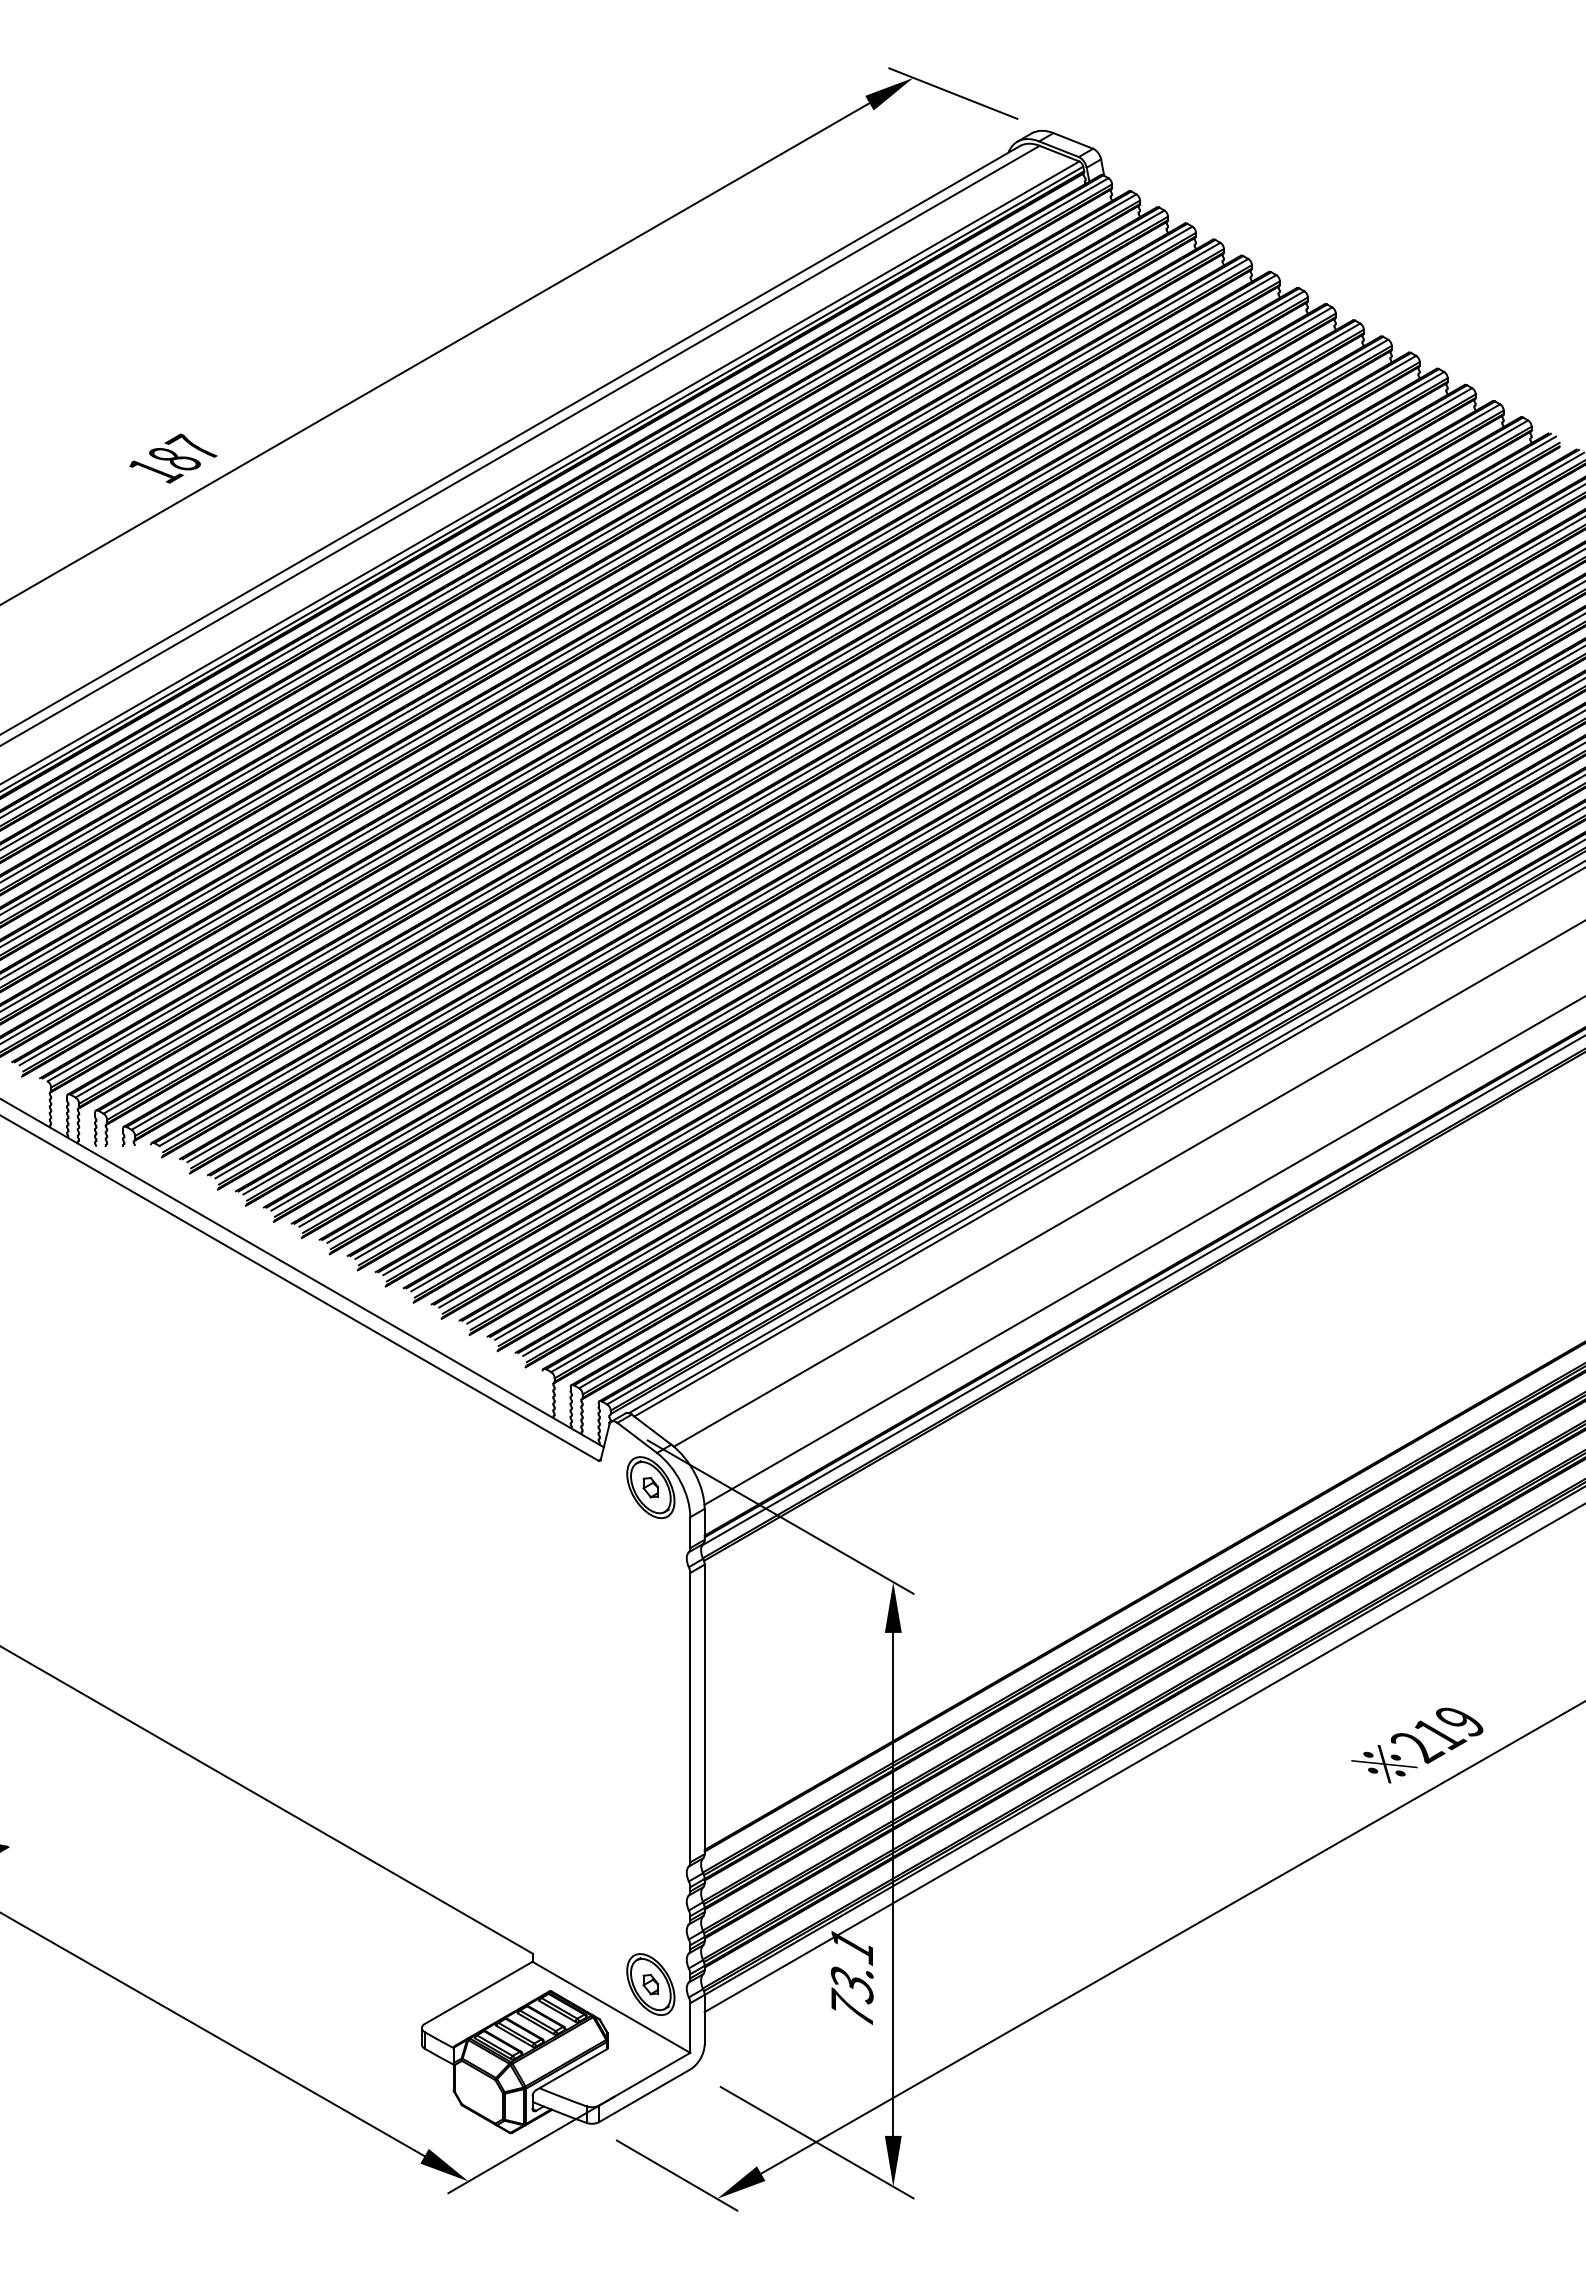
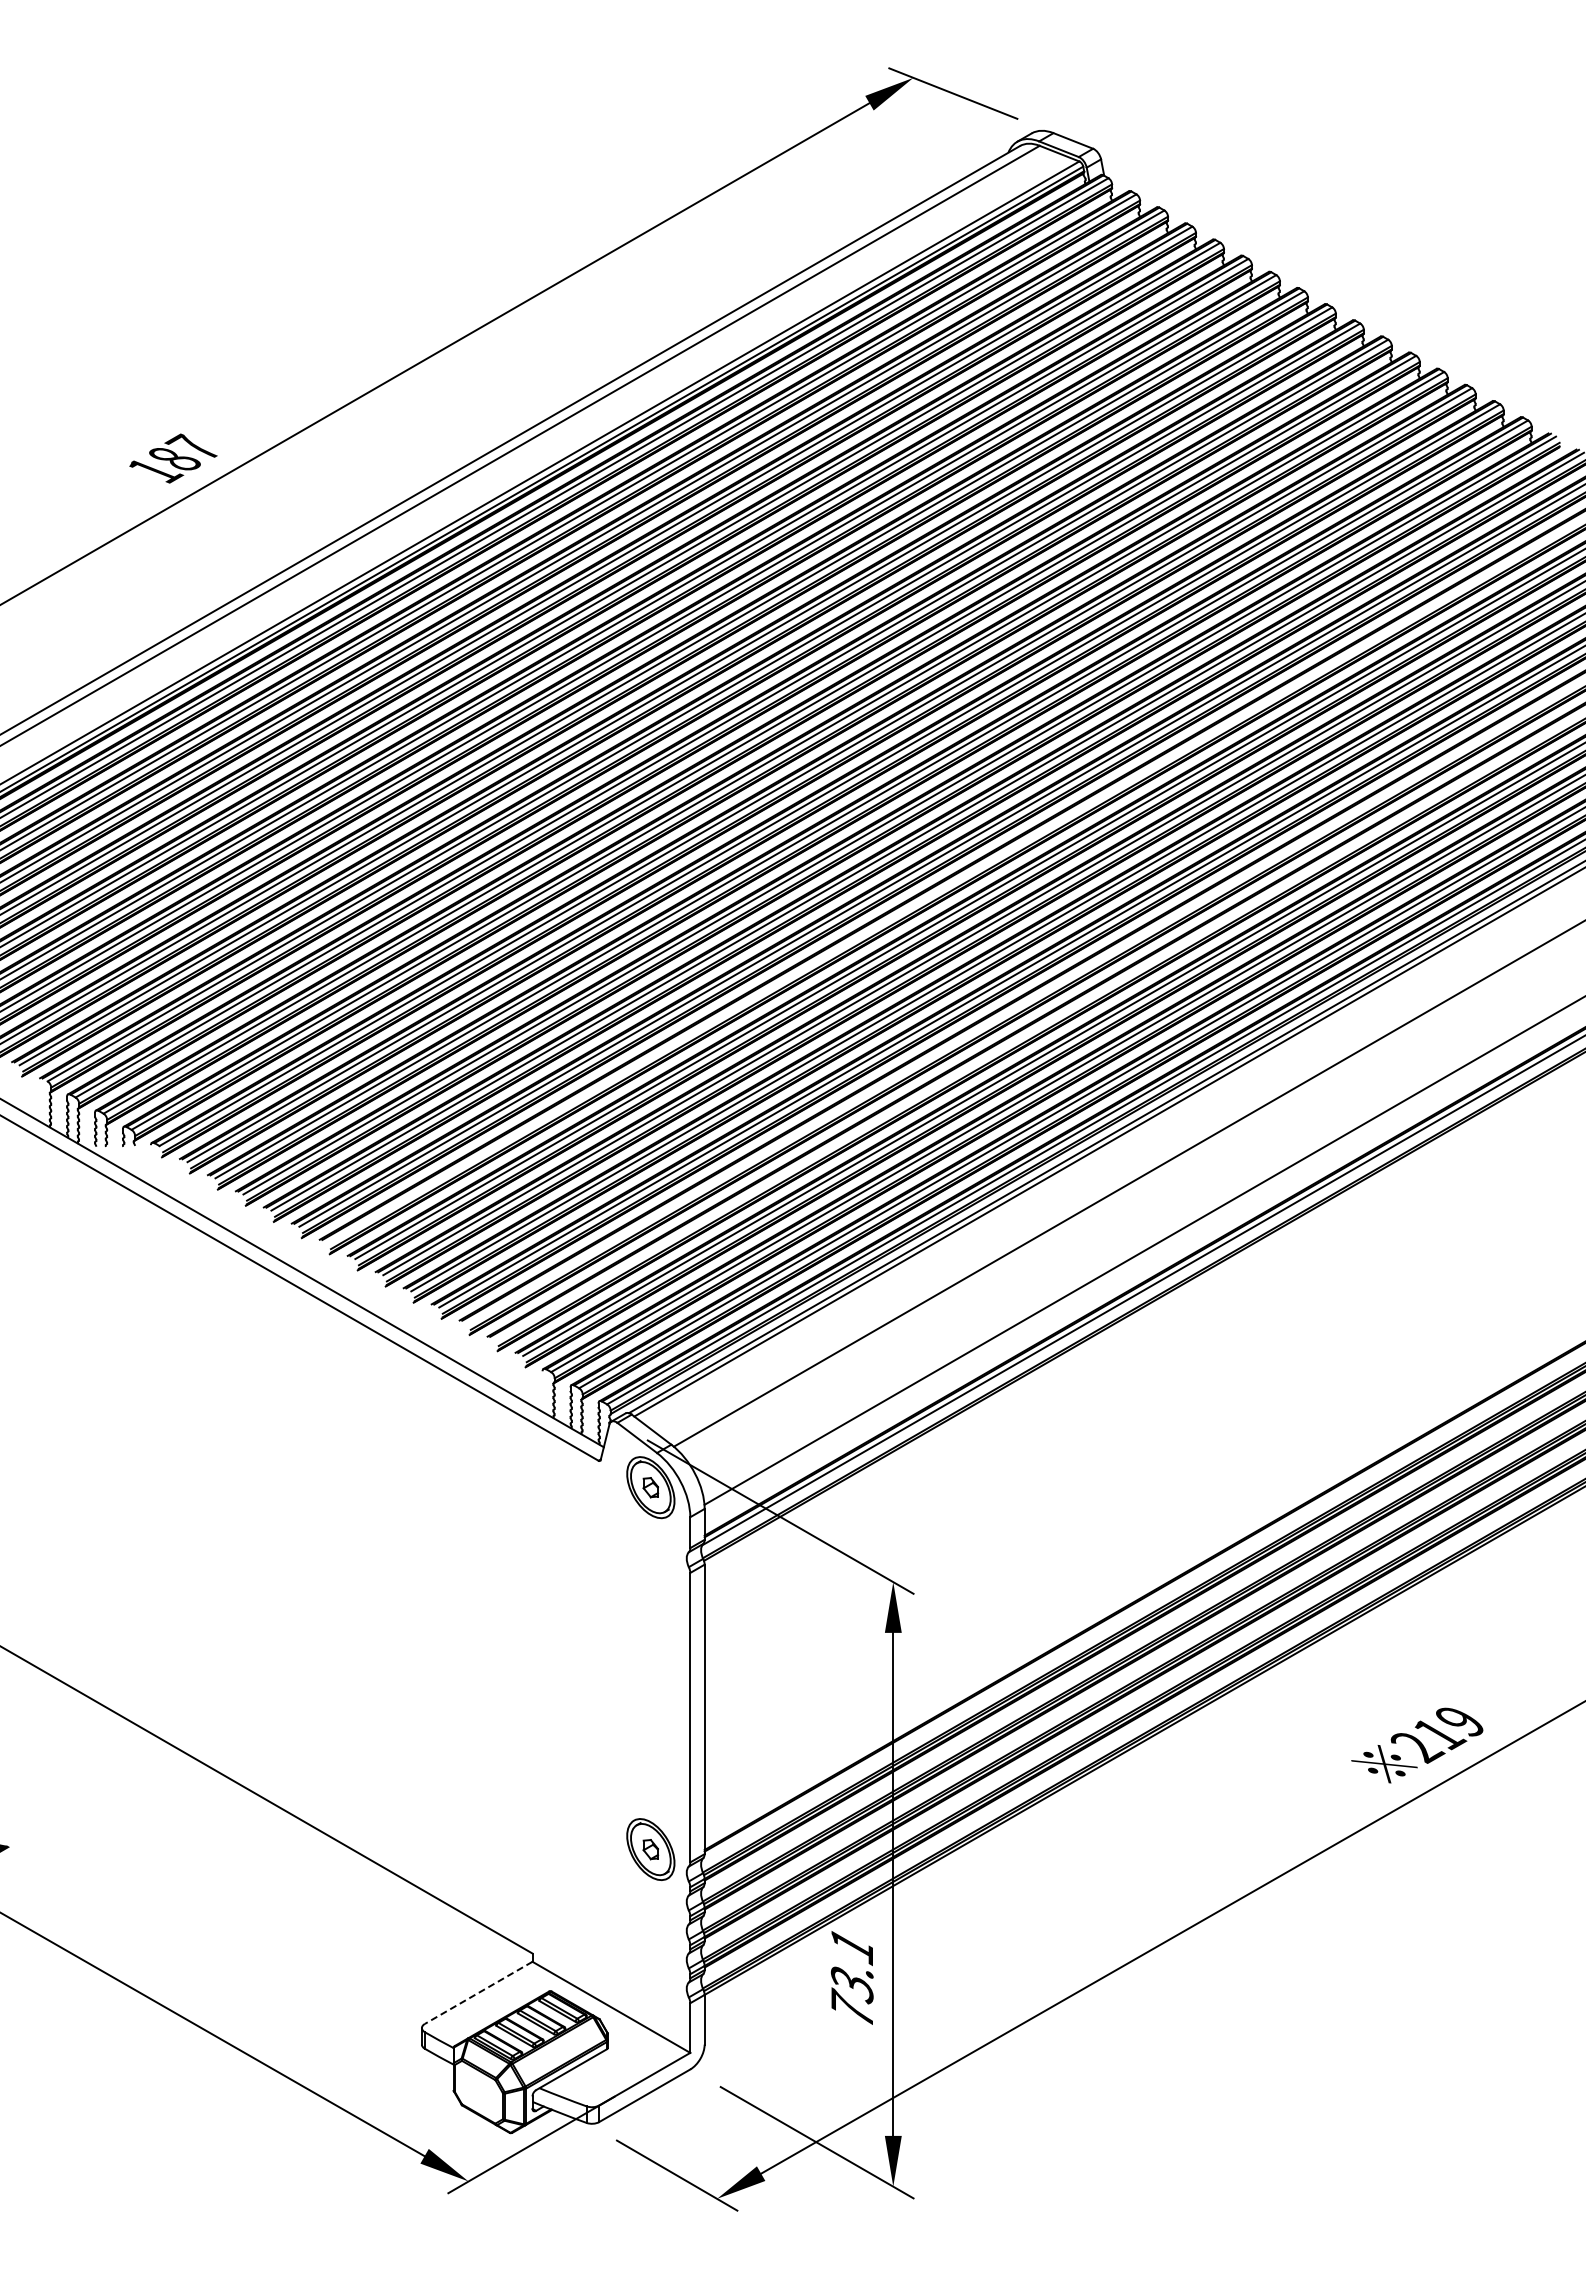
line: present -> none (954, 880)
line: present -> none (1024, 1001)
line: present -> none (1038, 1025)
line: present -> none (1143, 1758)
part position: (650, 1984) -> (650, 1849) (650, 1849)
line: solid -> dashed (478, 1993)
